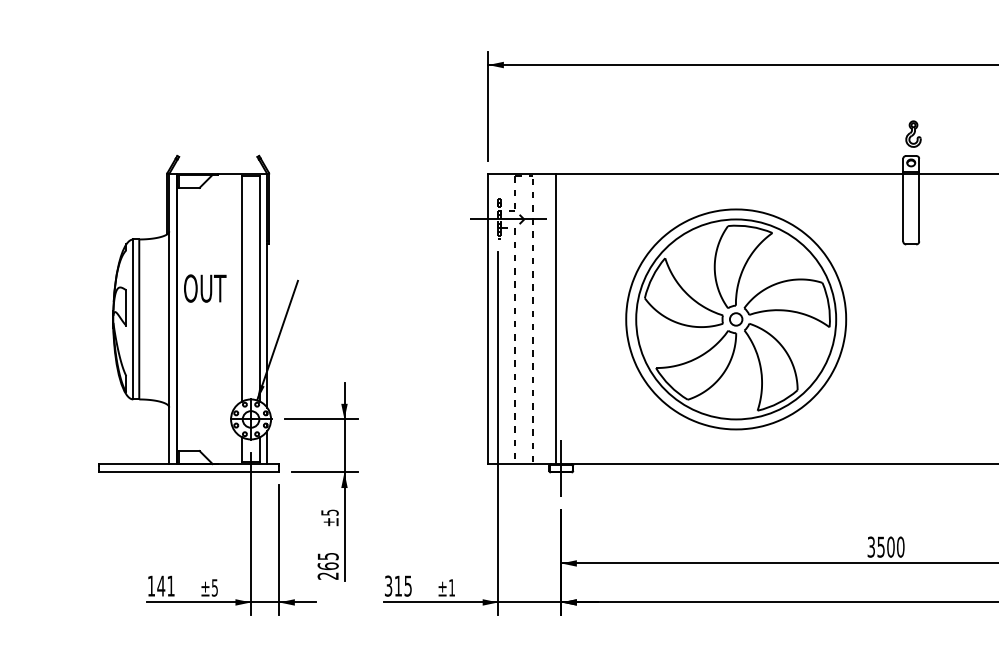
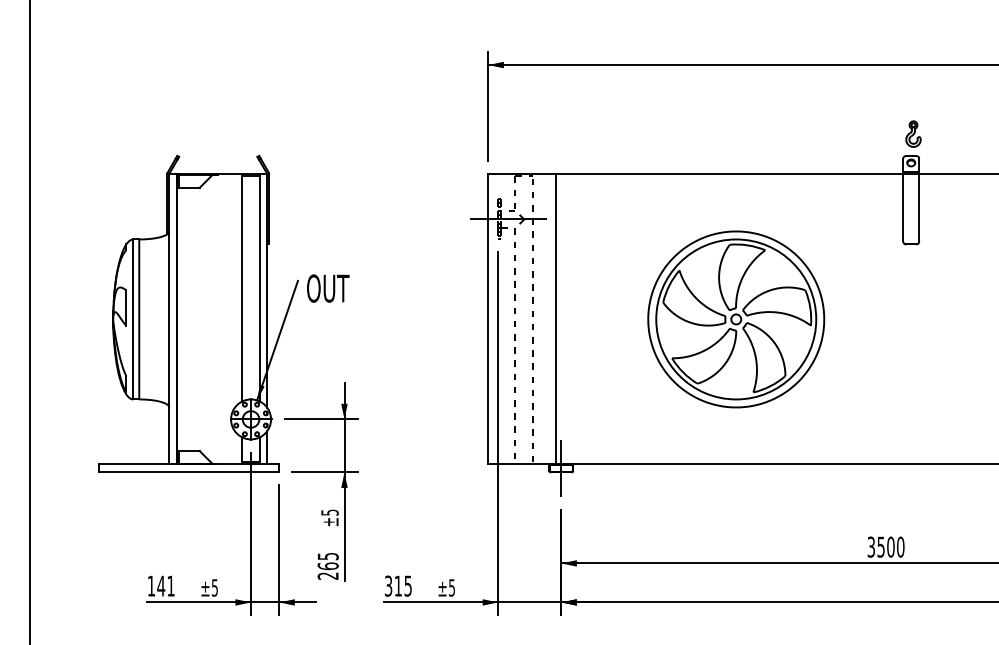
text position: (205, 288) -> (328, 288) (328, 288)
part size: 223x223 px -> 179x179 px (736, 319)
line: none -> present (29, 321)
text: ±1 -> ±5 (451, 587)
